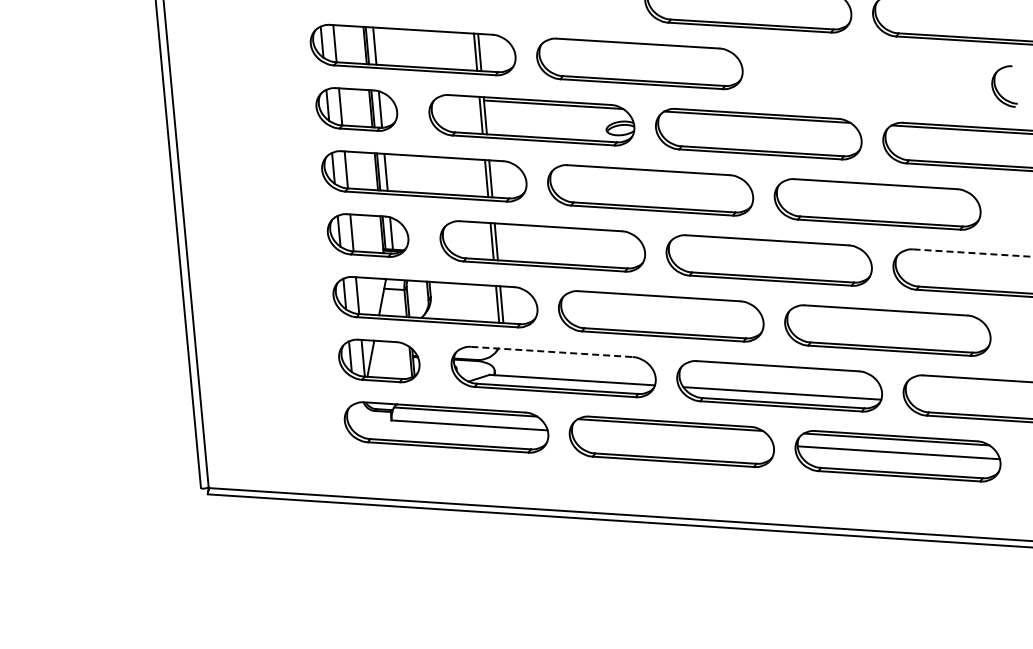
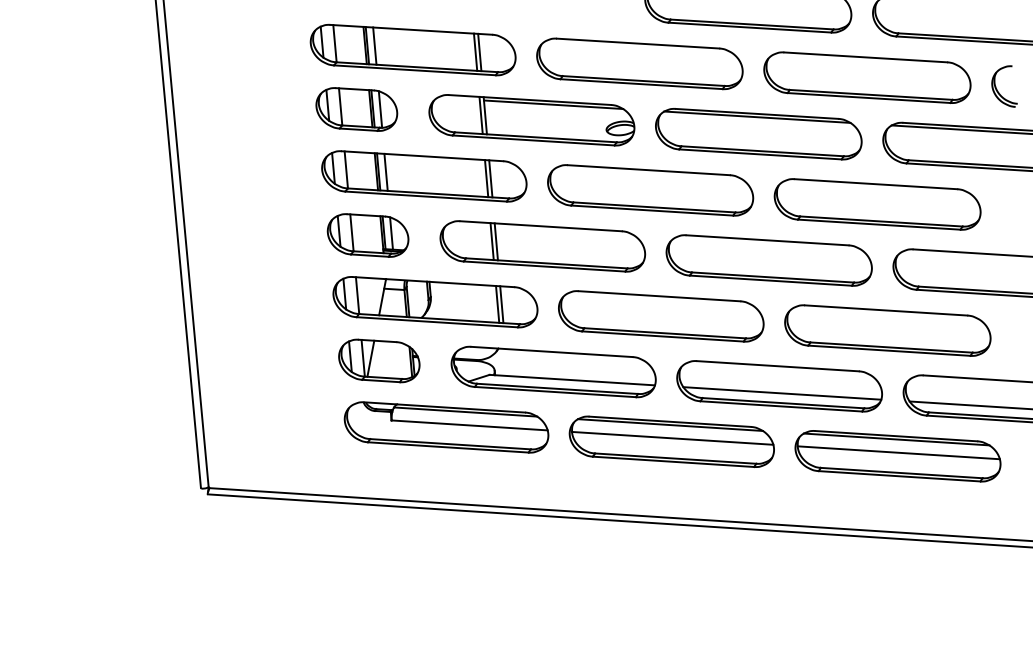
part: none -> present (867, 77)
line: dashed -> solid (973, 253)
line: dashed -> solid (551, 351)
line: none -> present (969, 405)
line: none -> present (672, 437)
